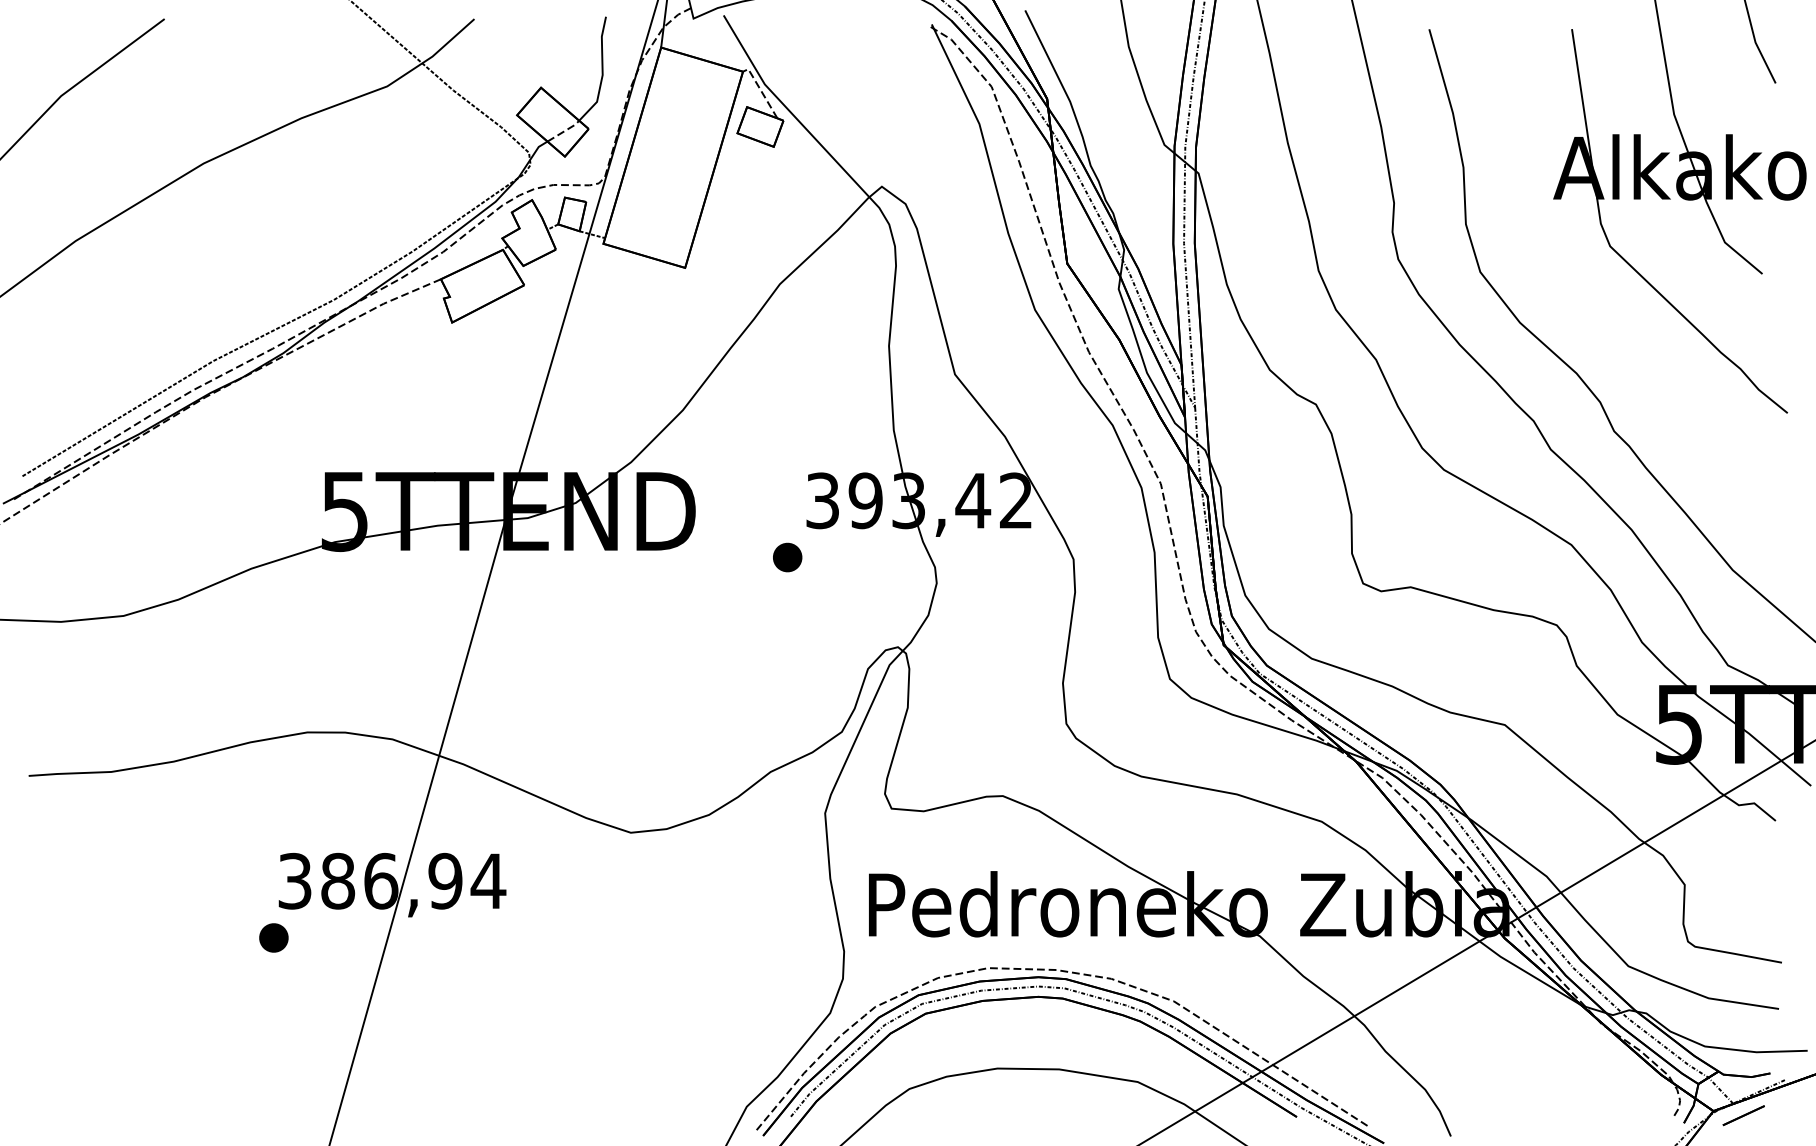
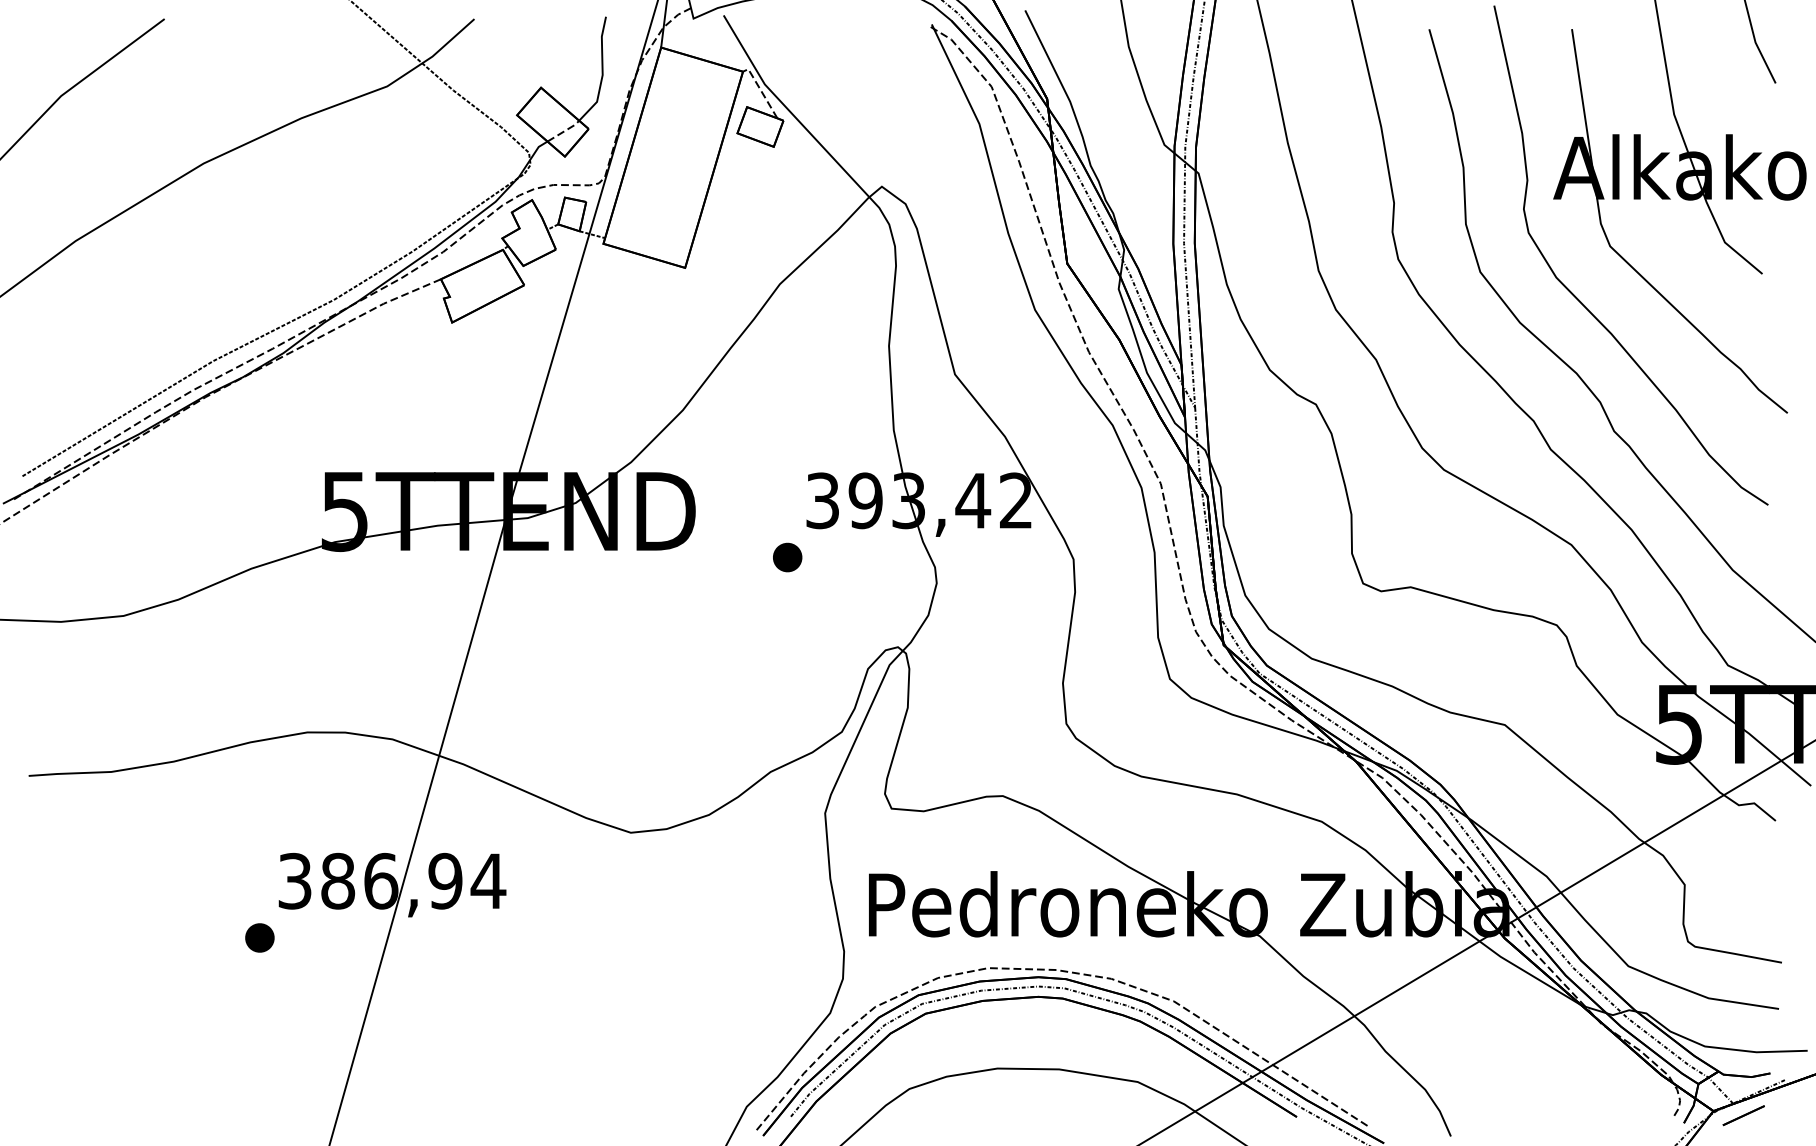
part: none -> present (1582, 302)
part position: (273, 937) -> (259, 937) (259, 937)
